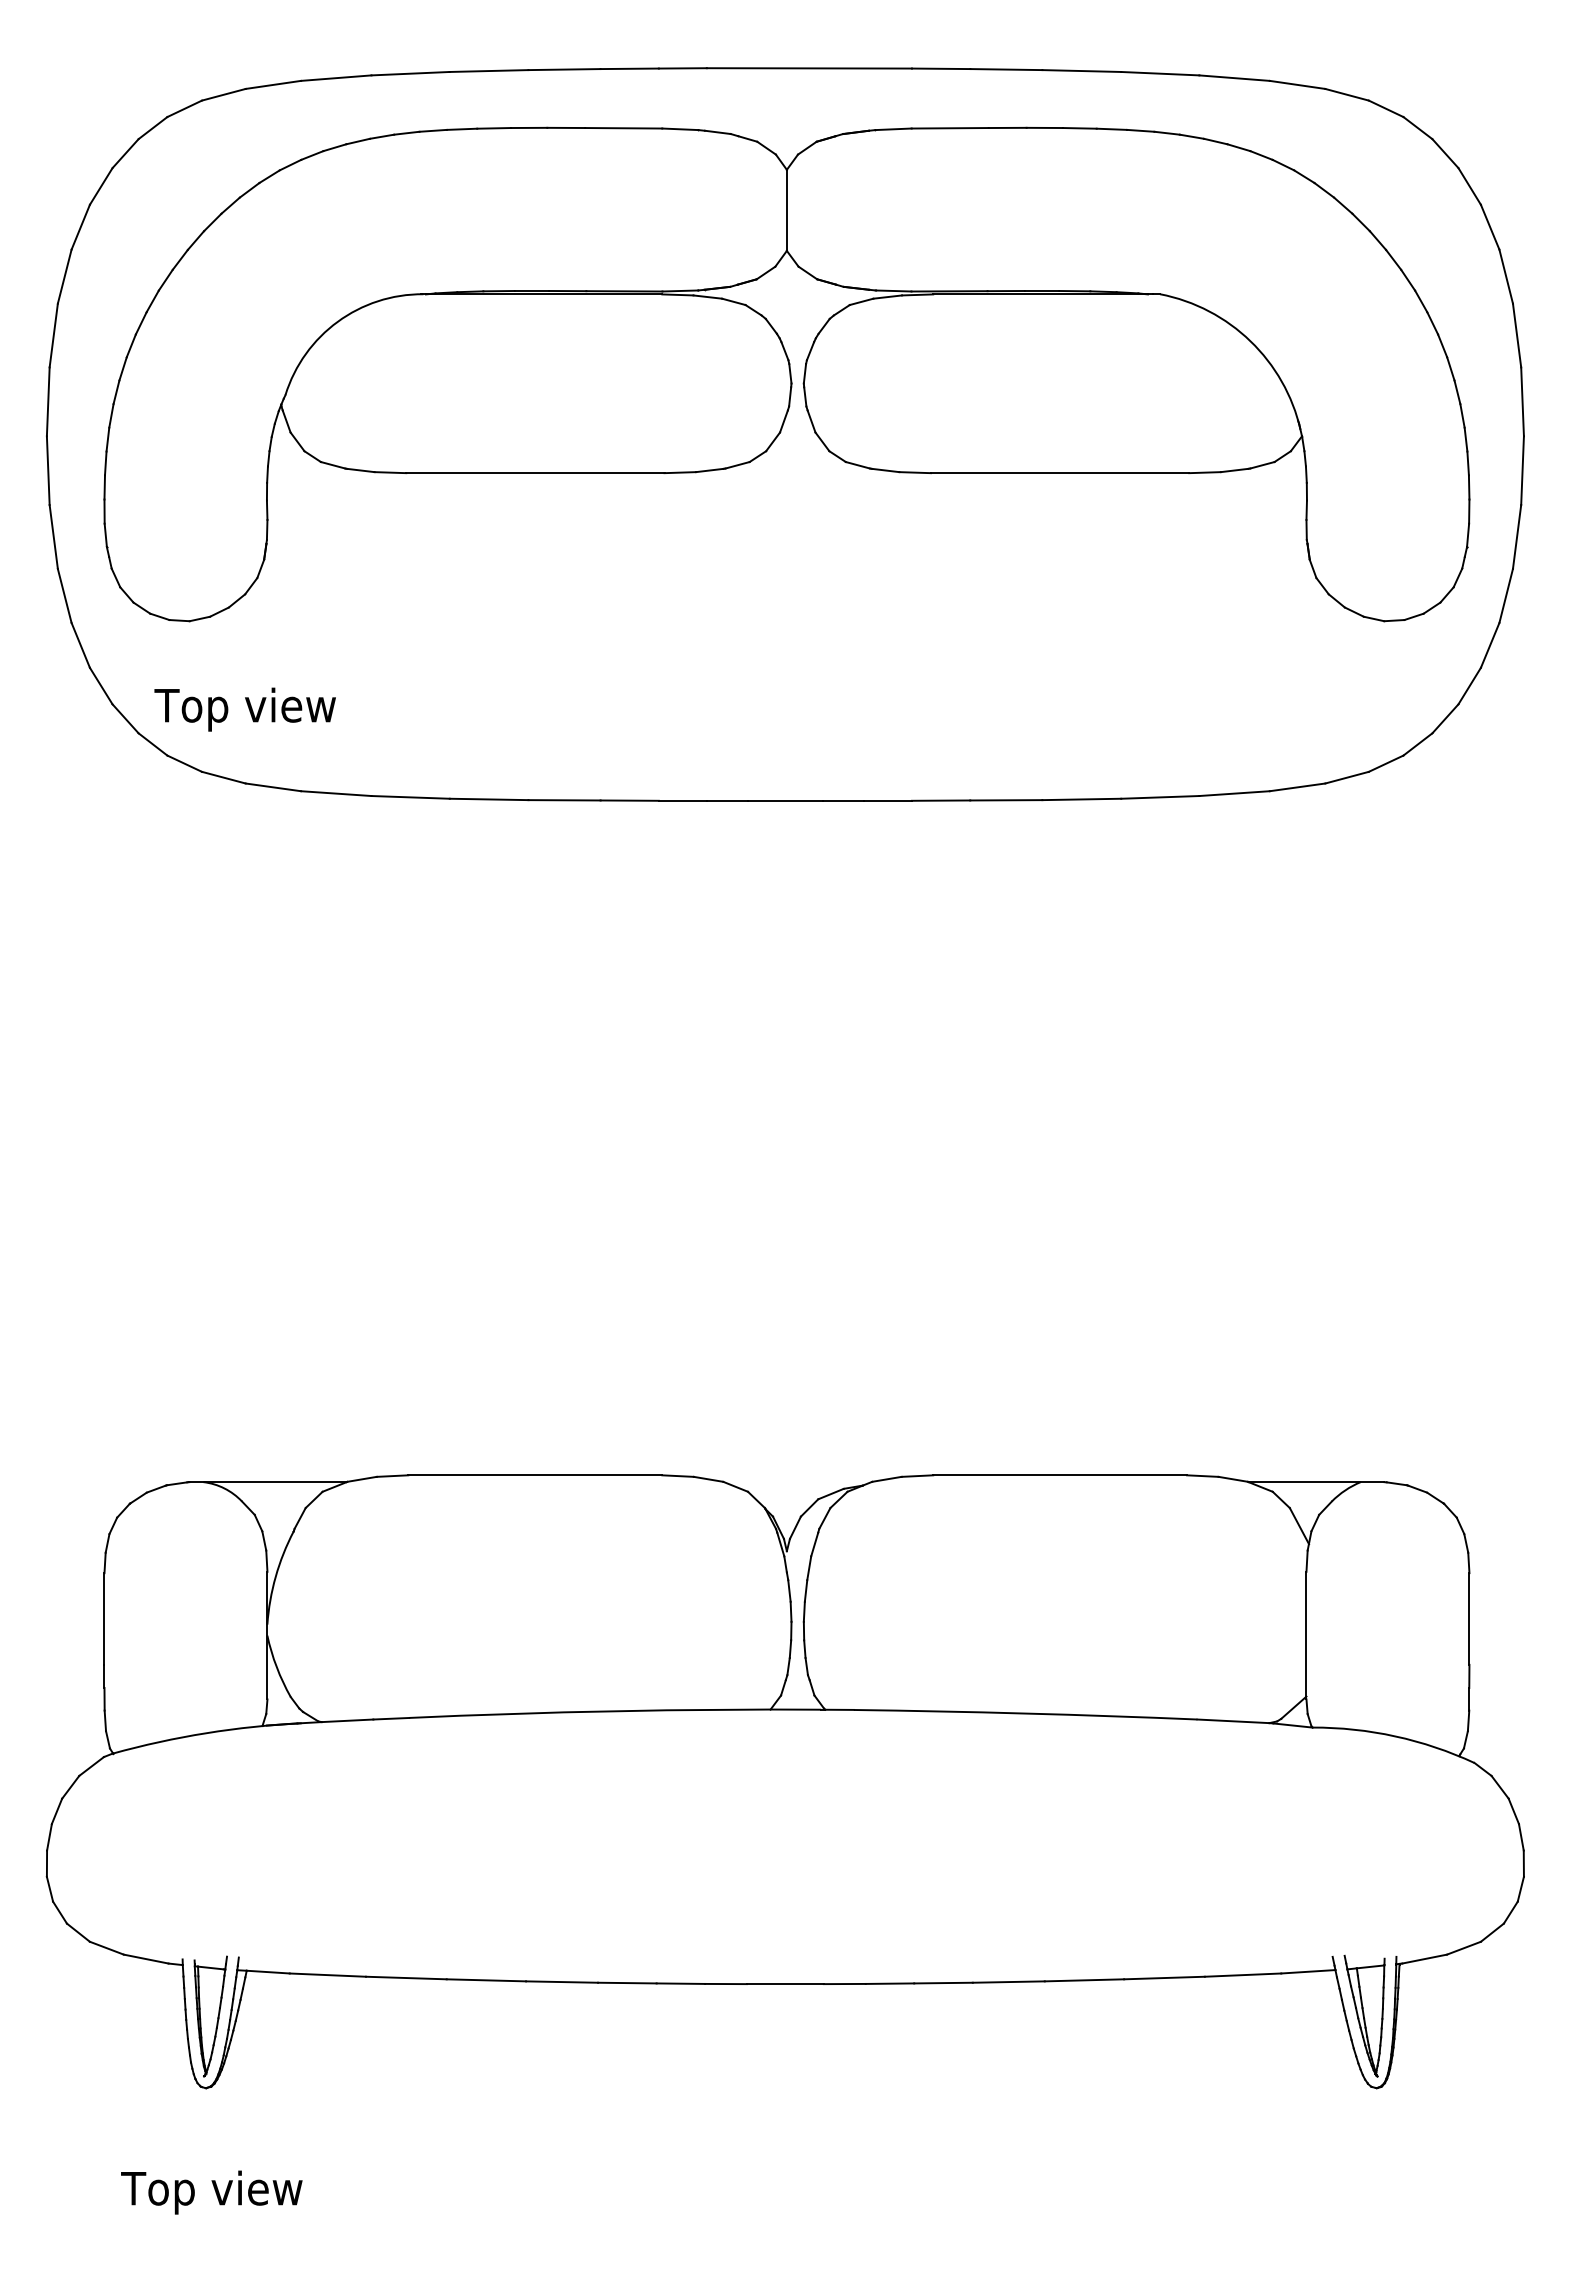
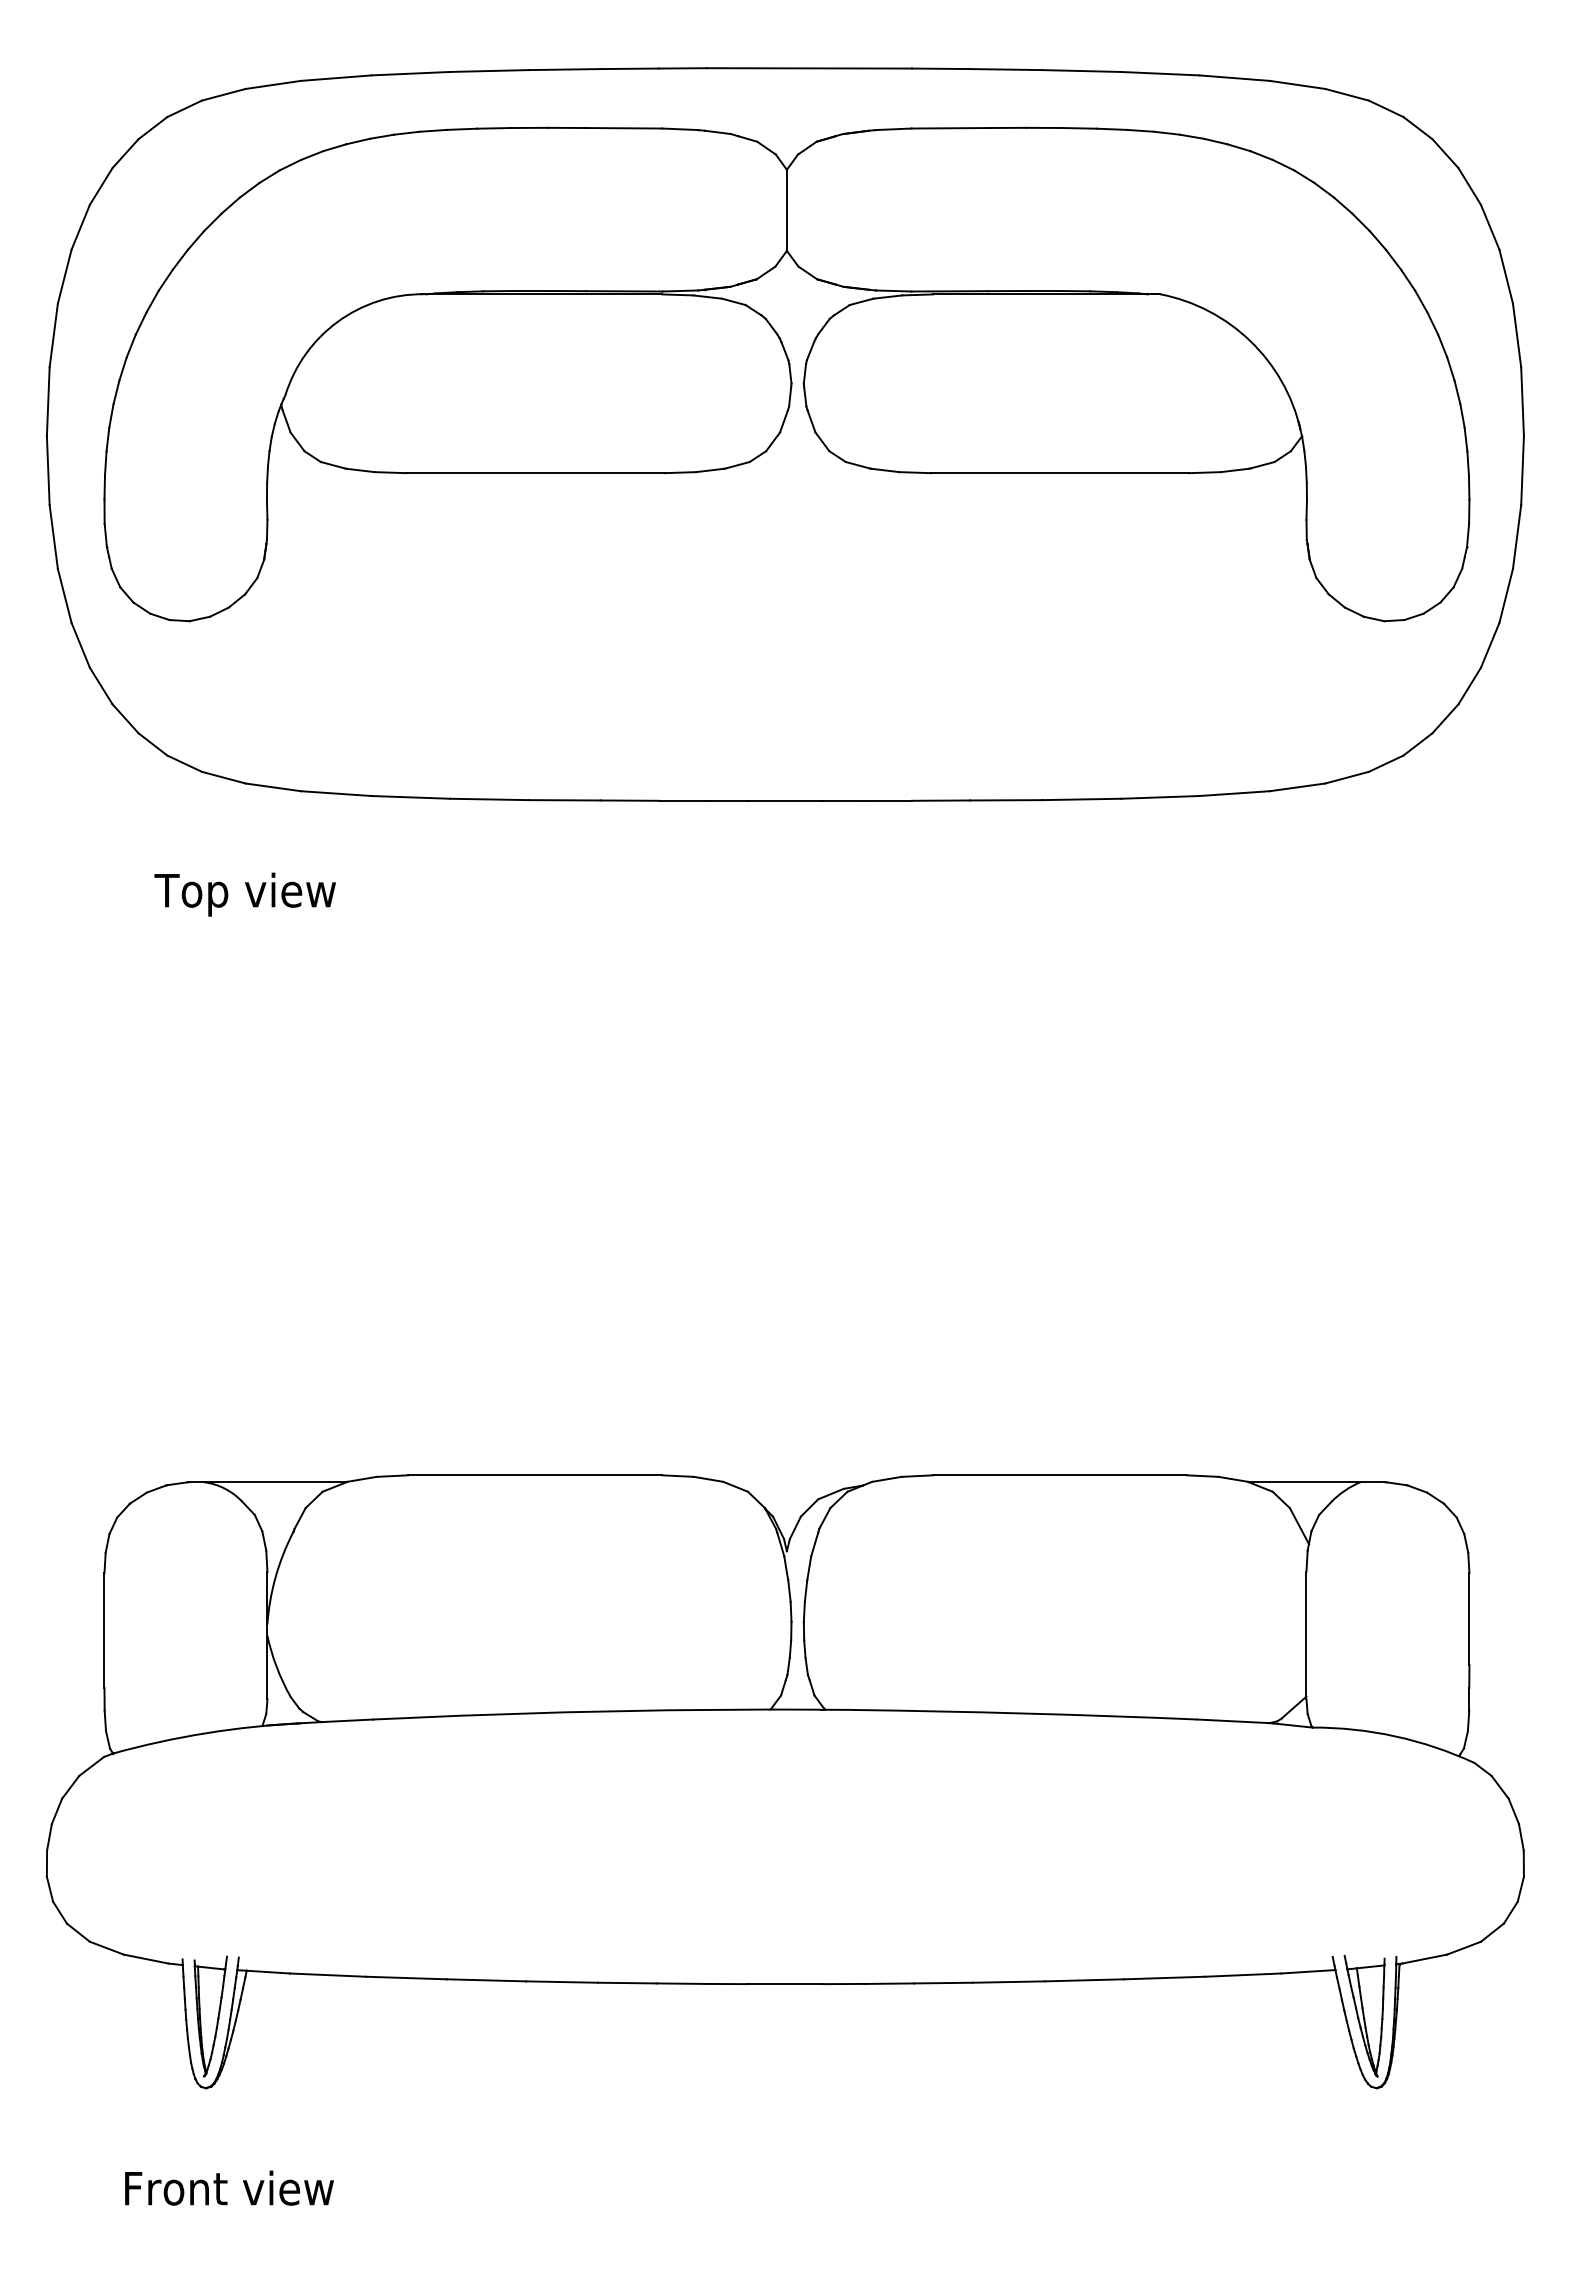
text position: (244, 709) -> (244, 894) (244, 894)
text: Top view -> Front view (227, 2192)
